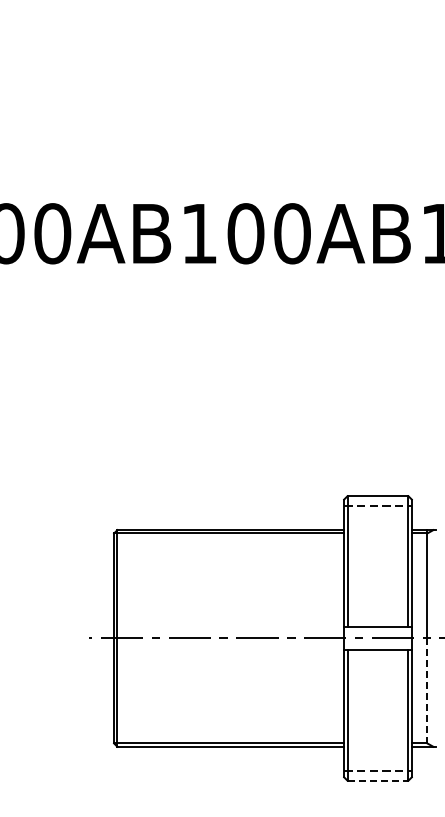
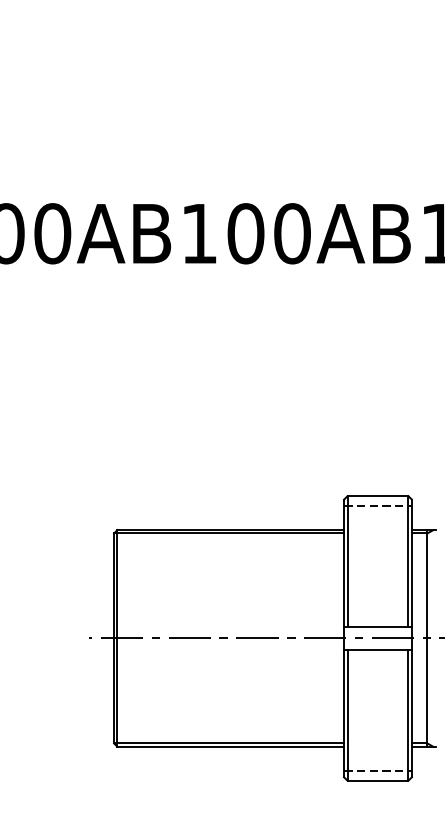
line: dashed -> solid (427, 693)
line: dashed -> solid (378, 780)
